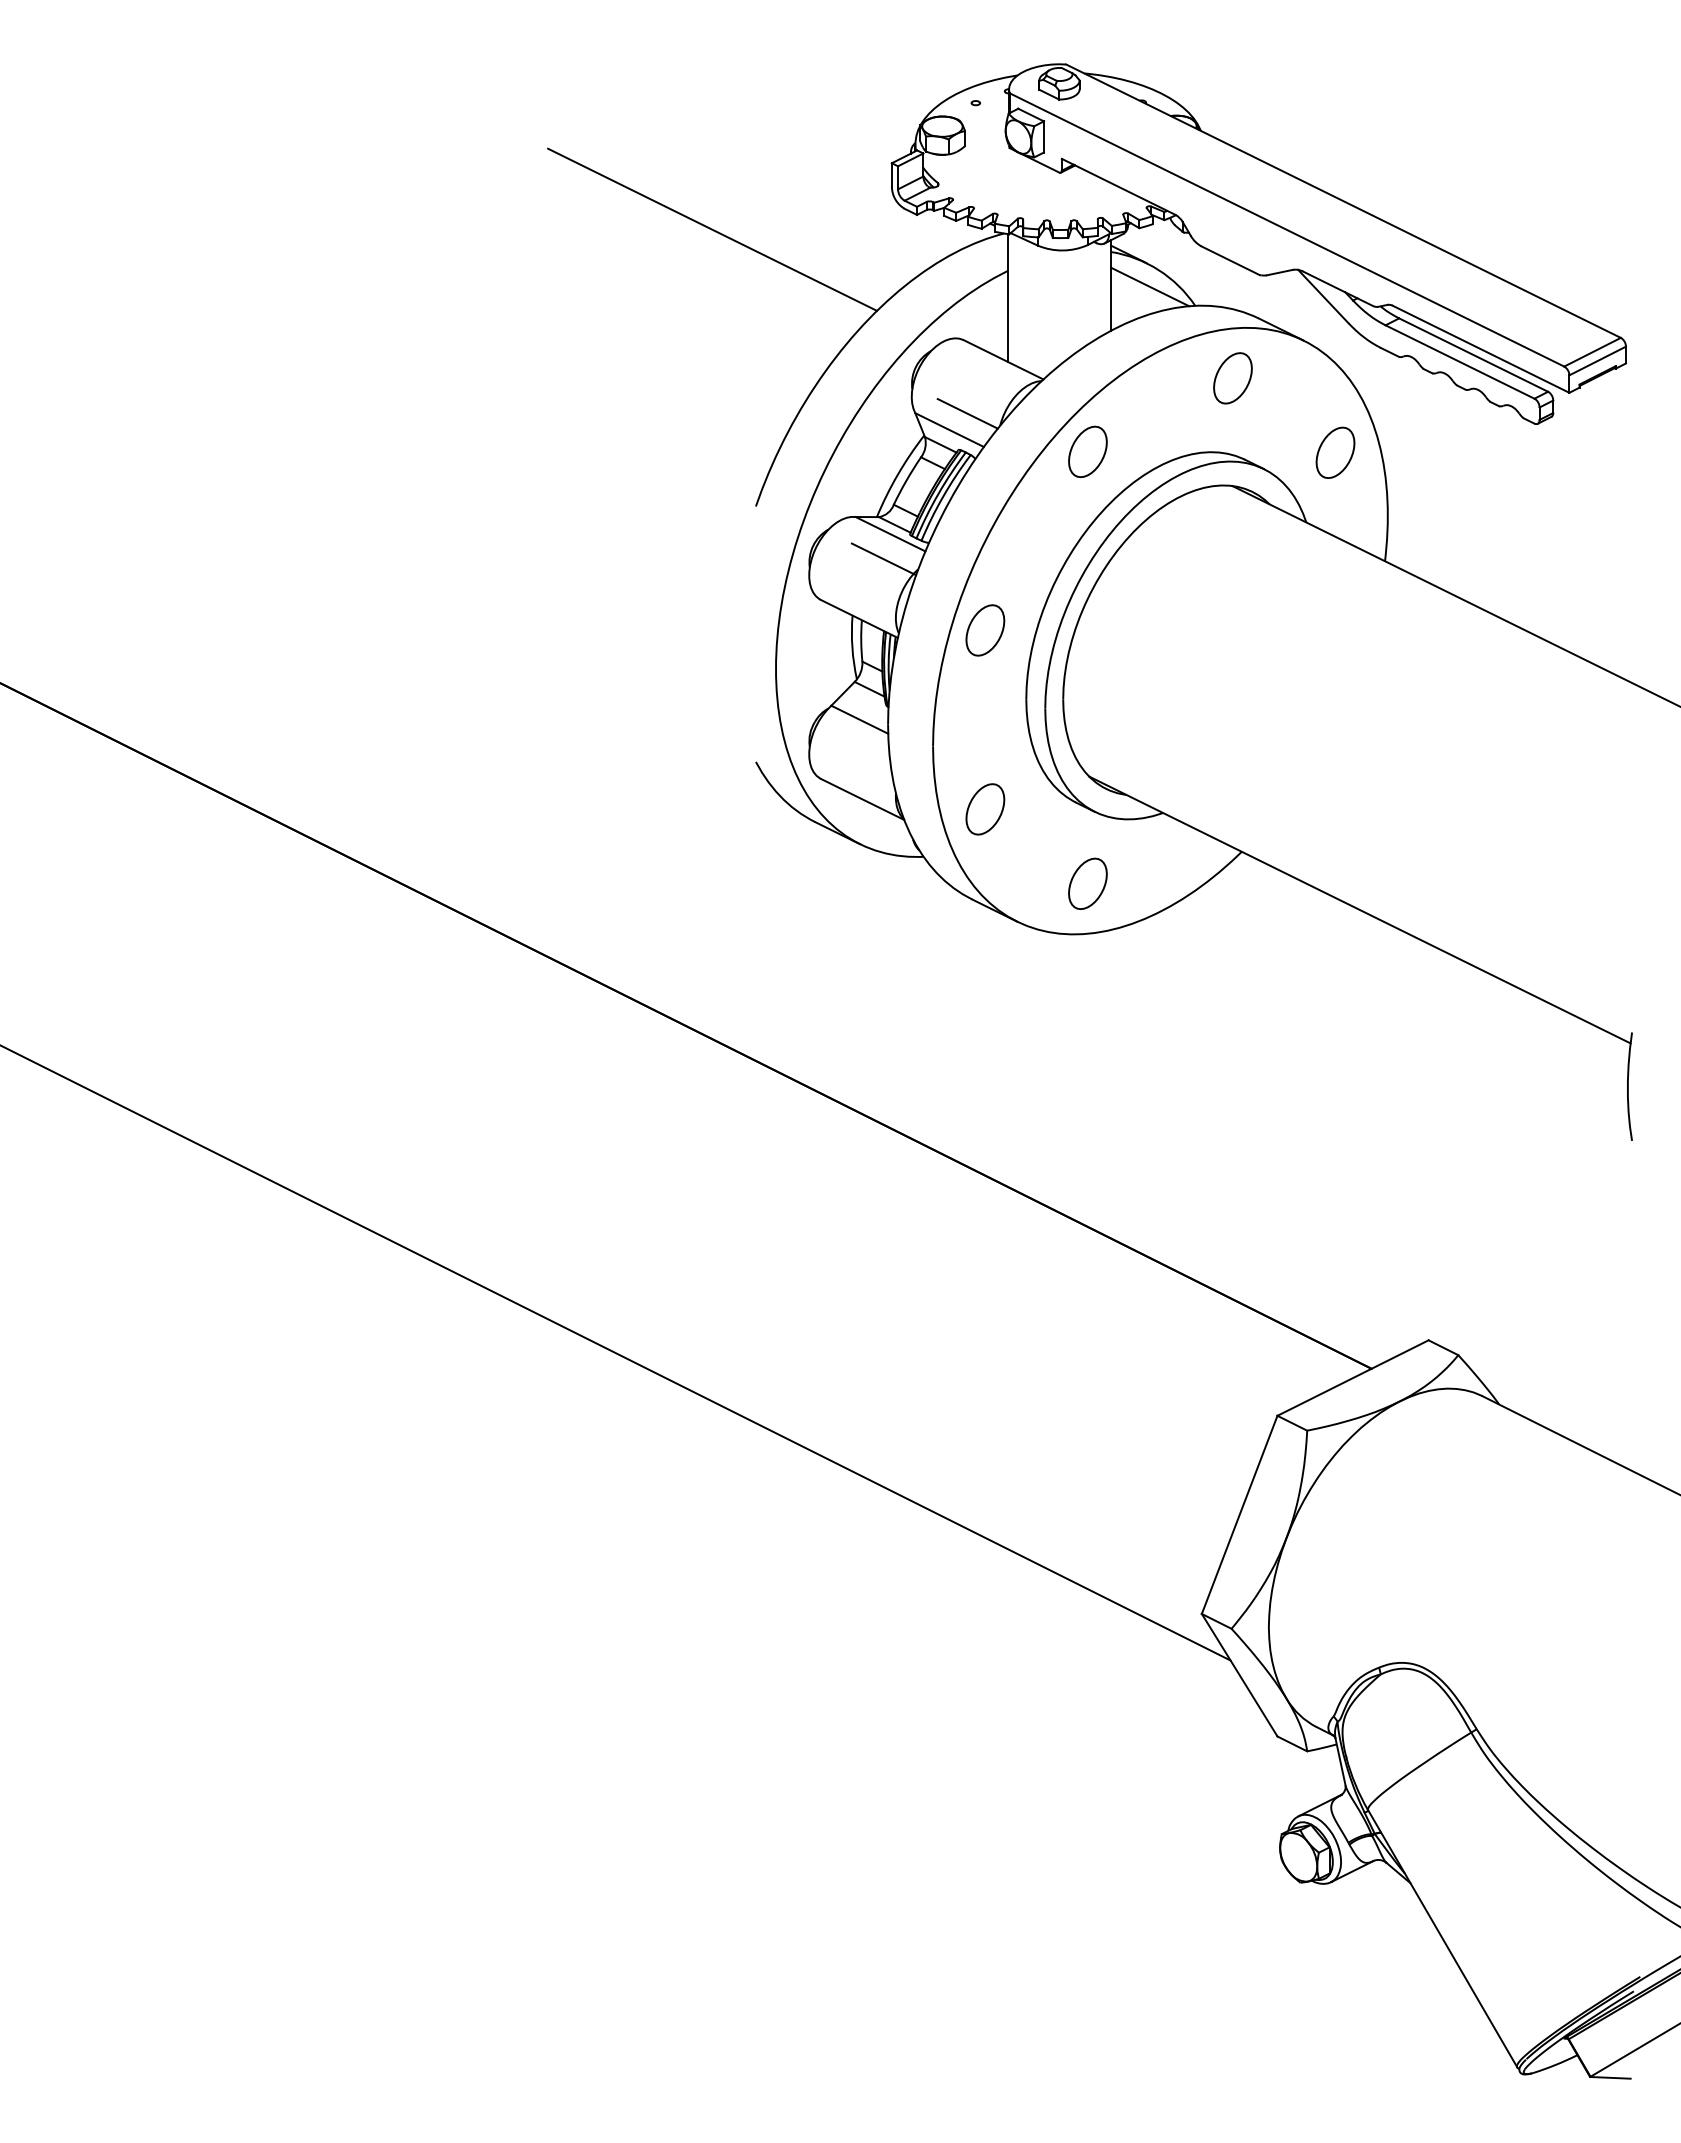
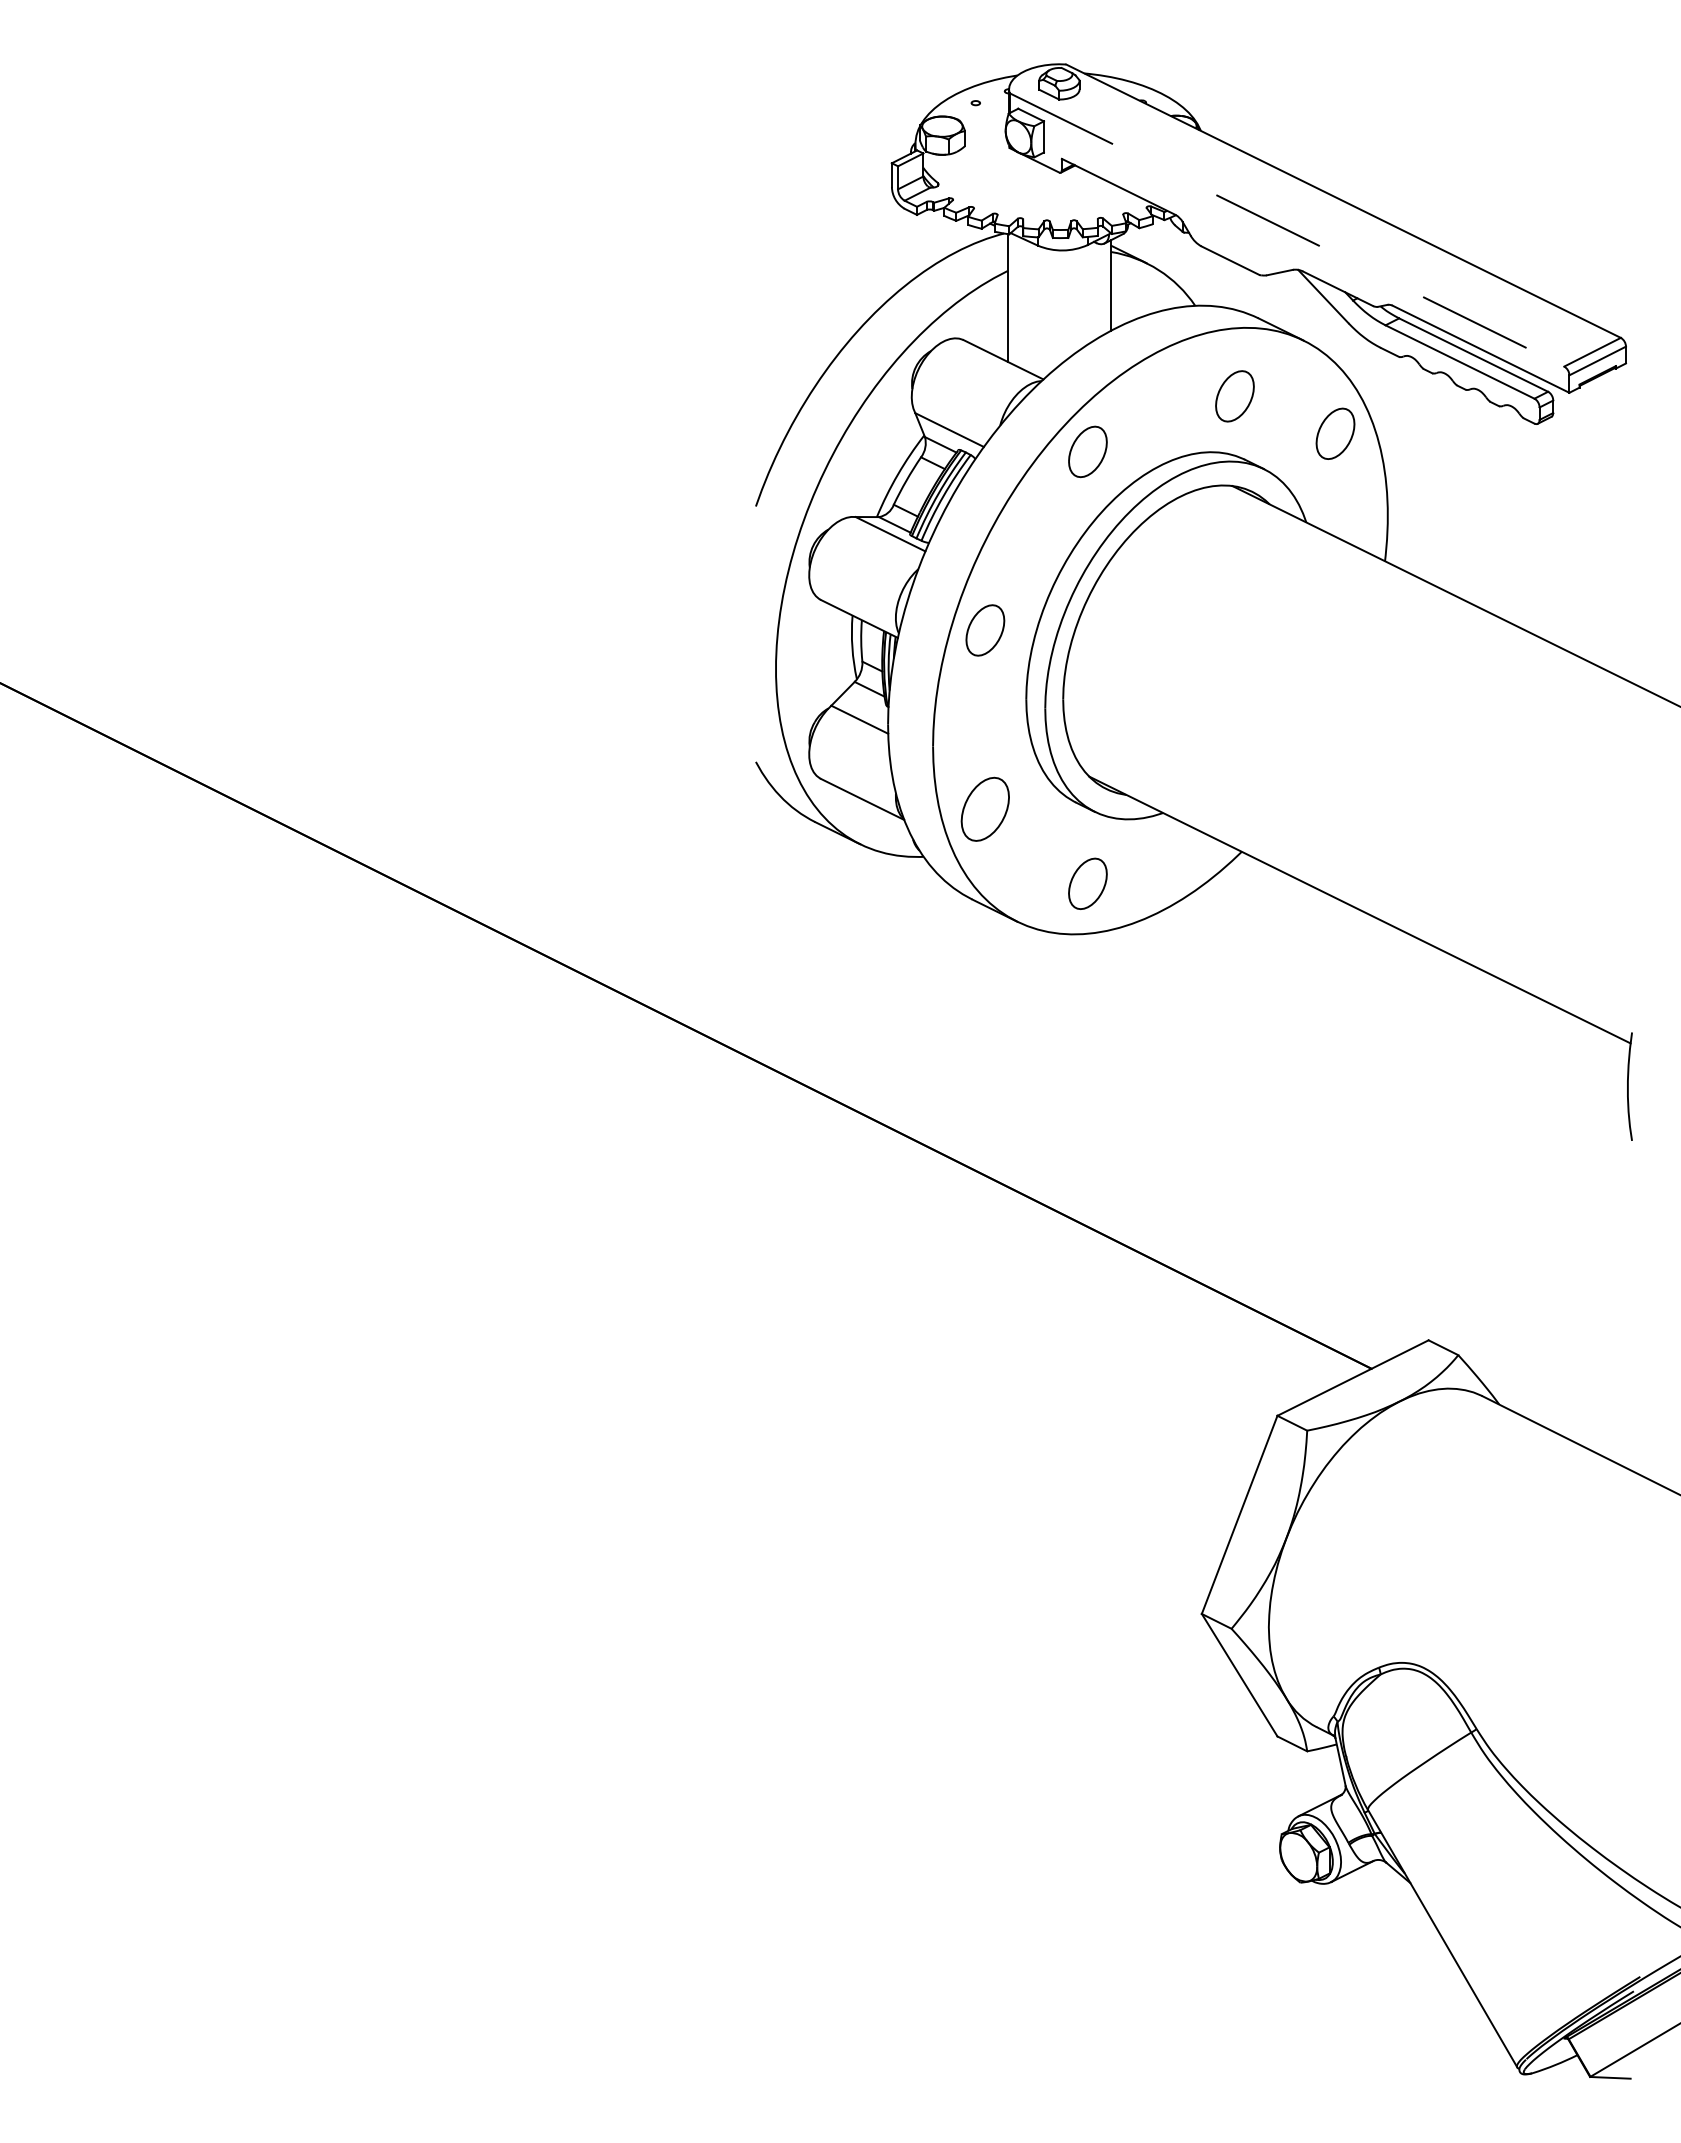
line: present -> none (712, 229)
line: solid -> dashed (1287, 230)
line: present -> none (1150, 286)
part position: (1232, 378) -> (1234, 396) (1234, 396)
line: present -> none (967, 413)
part position: (1335, 452) -> (1335, 433) (1335, 433)
line: present -> none (883, 559)
part size: 41x53 px -> 50x66 px (984, 808)
line: present -> none (616, 1353)
